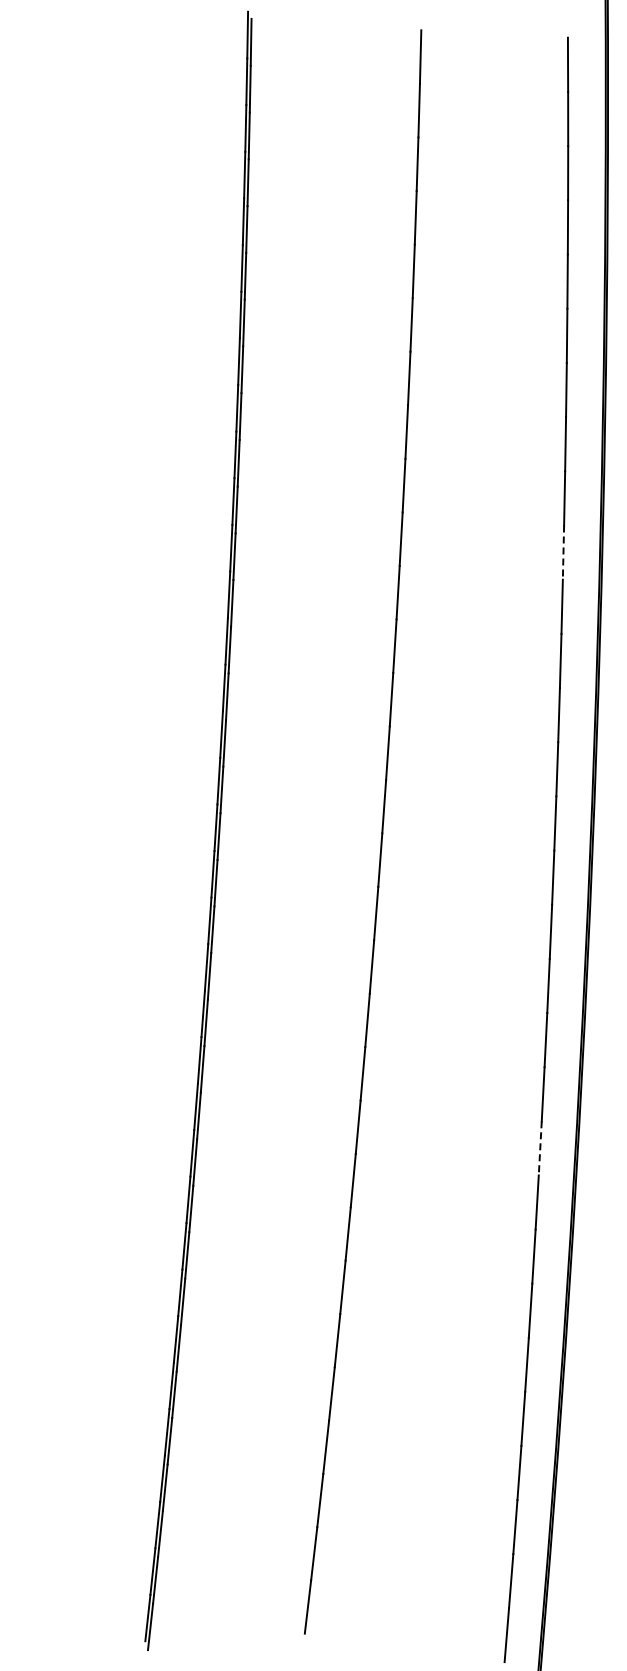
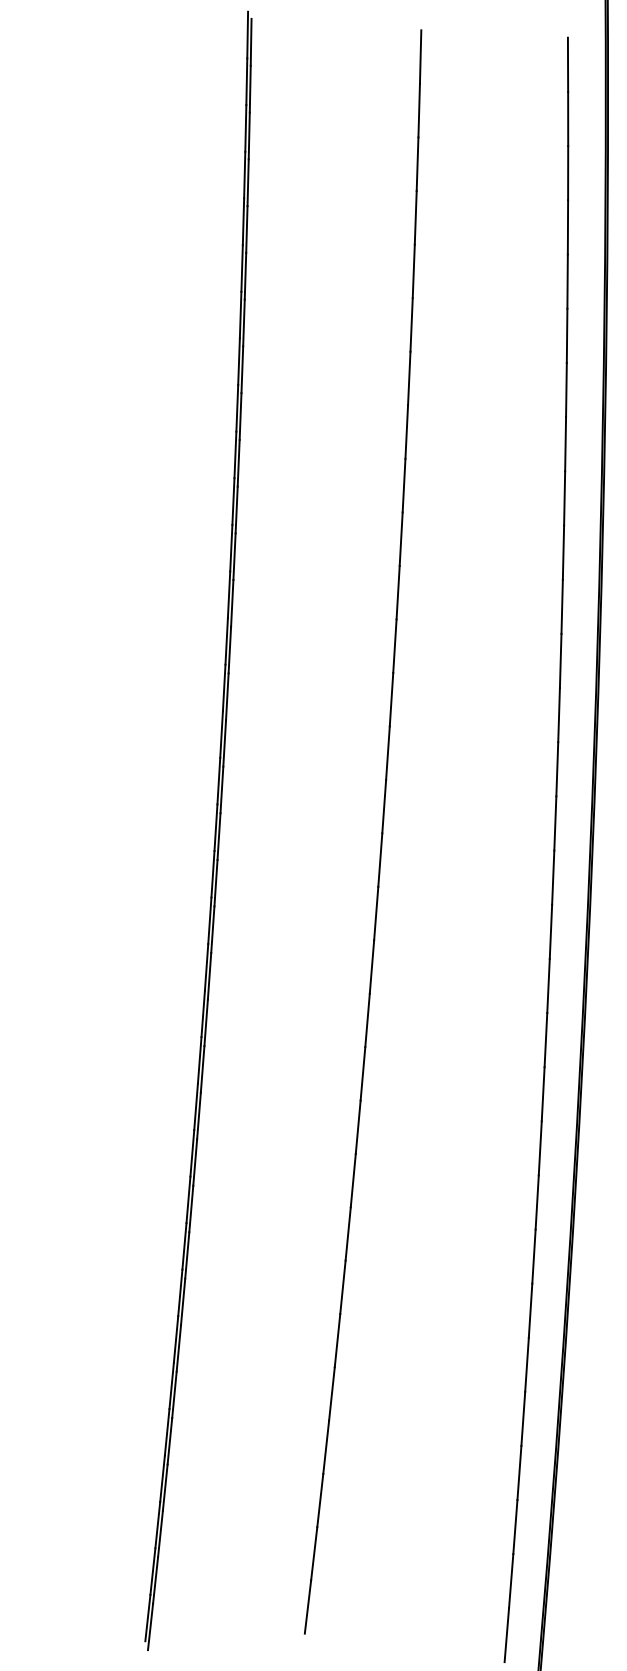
line: dashed -> solid (563, 553)
line: dashed -> solid (540, 1148)
